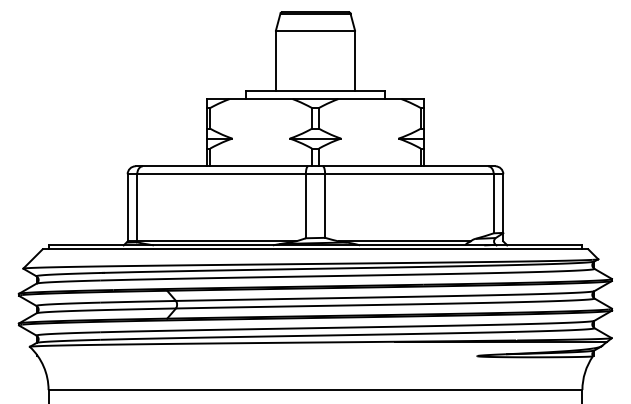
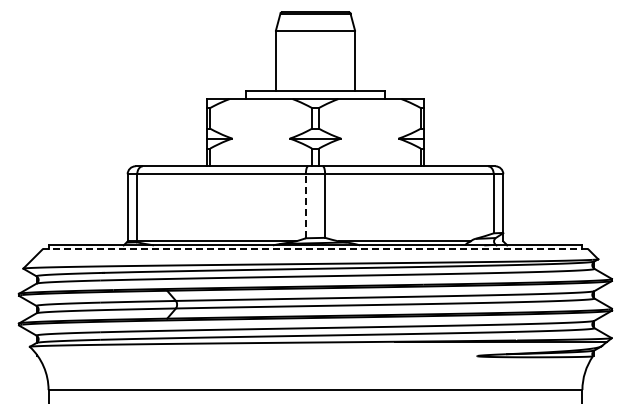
line: solid -> dashed (305, 205)
line: solid -> dashed (315, 249)
